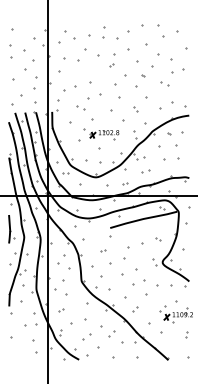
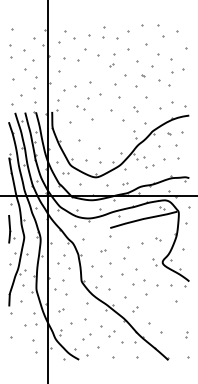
part size: 10x6 px -> 13x8 px (164, 82)
part: present -> none (101, 134)
part position: (145, 171) -> (149, 166) (149, 166)
part: present -> none (175, 314)
